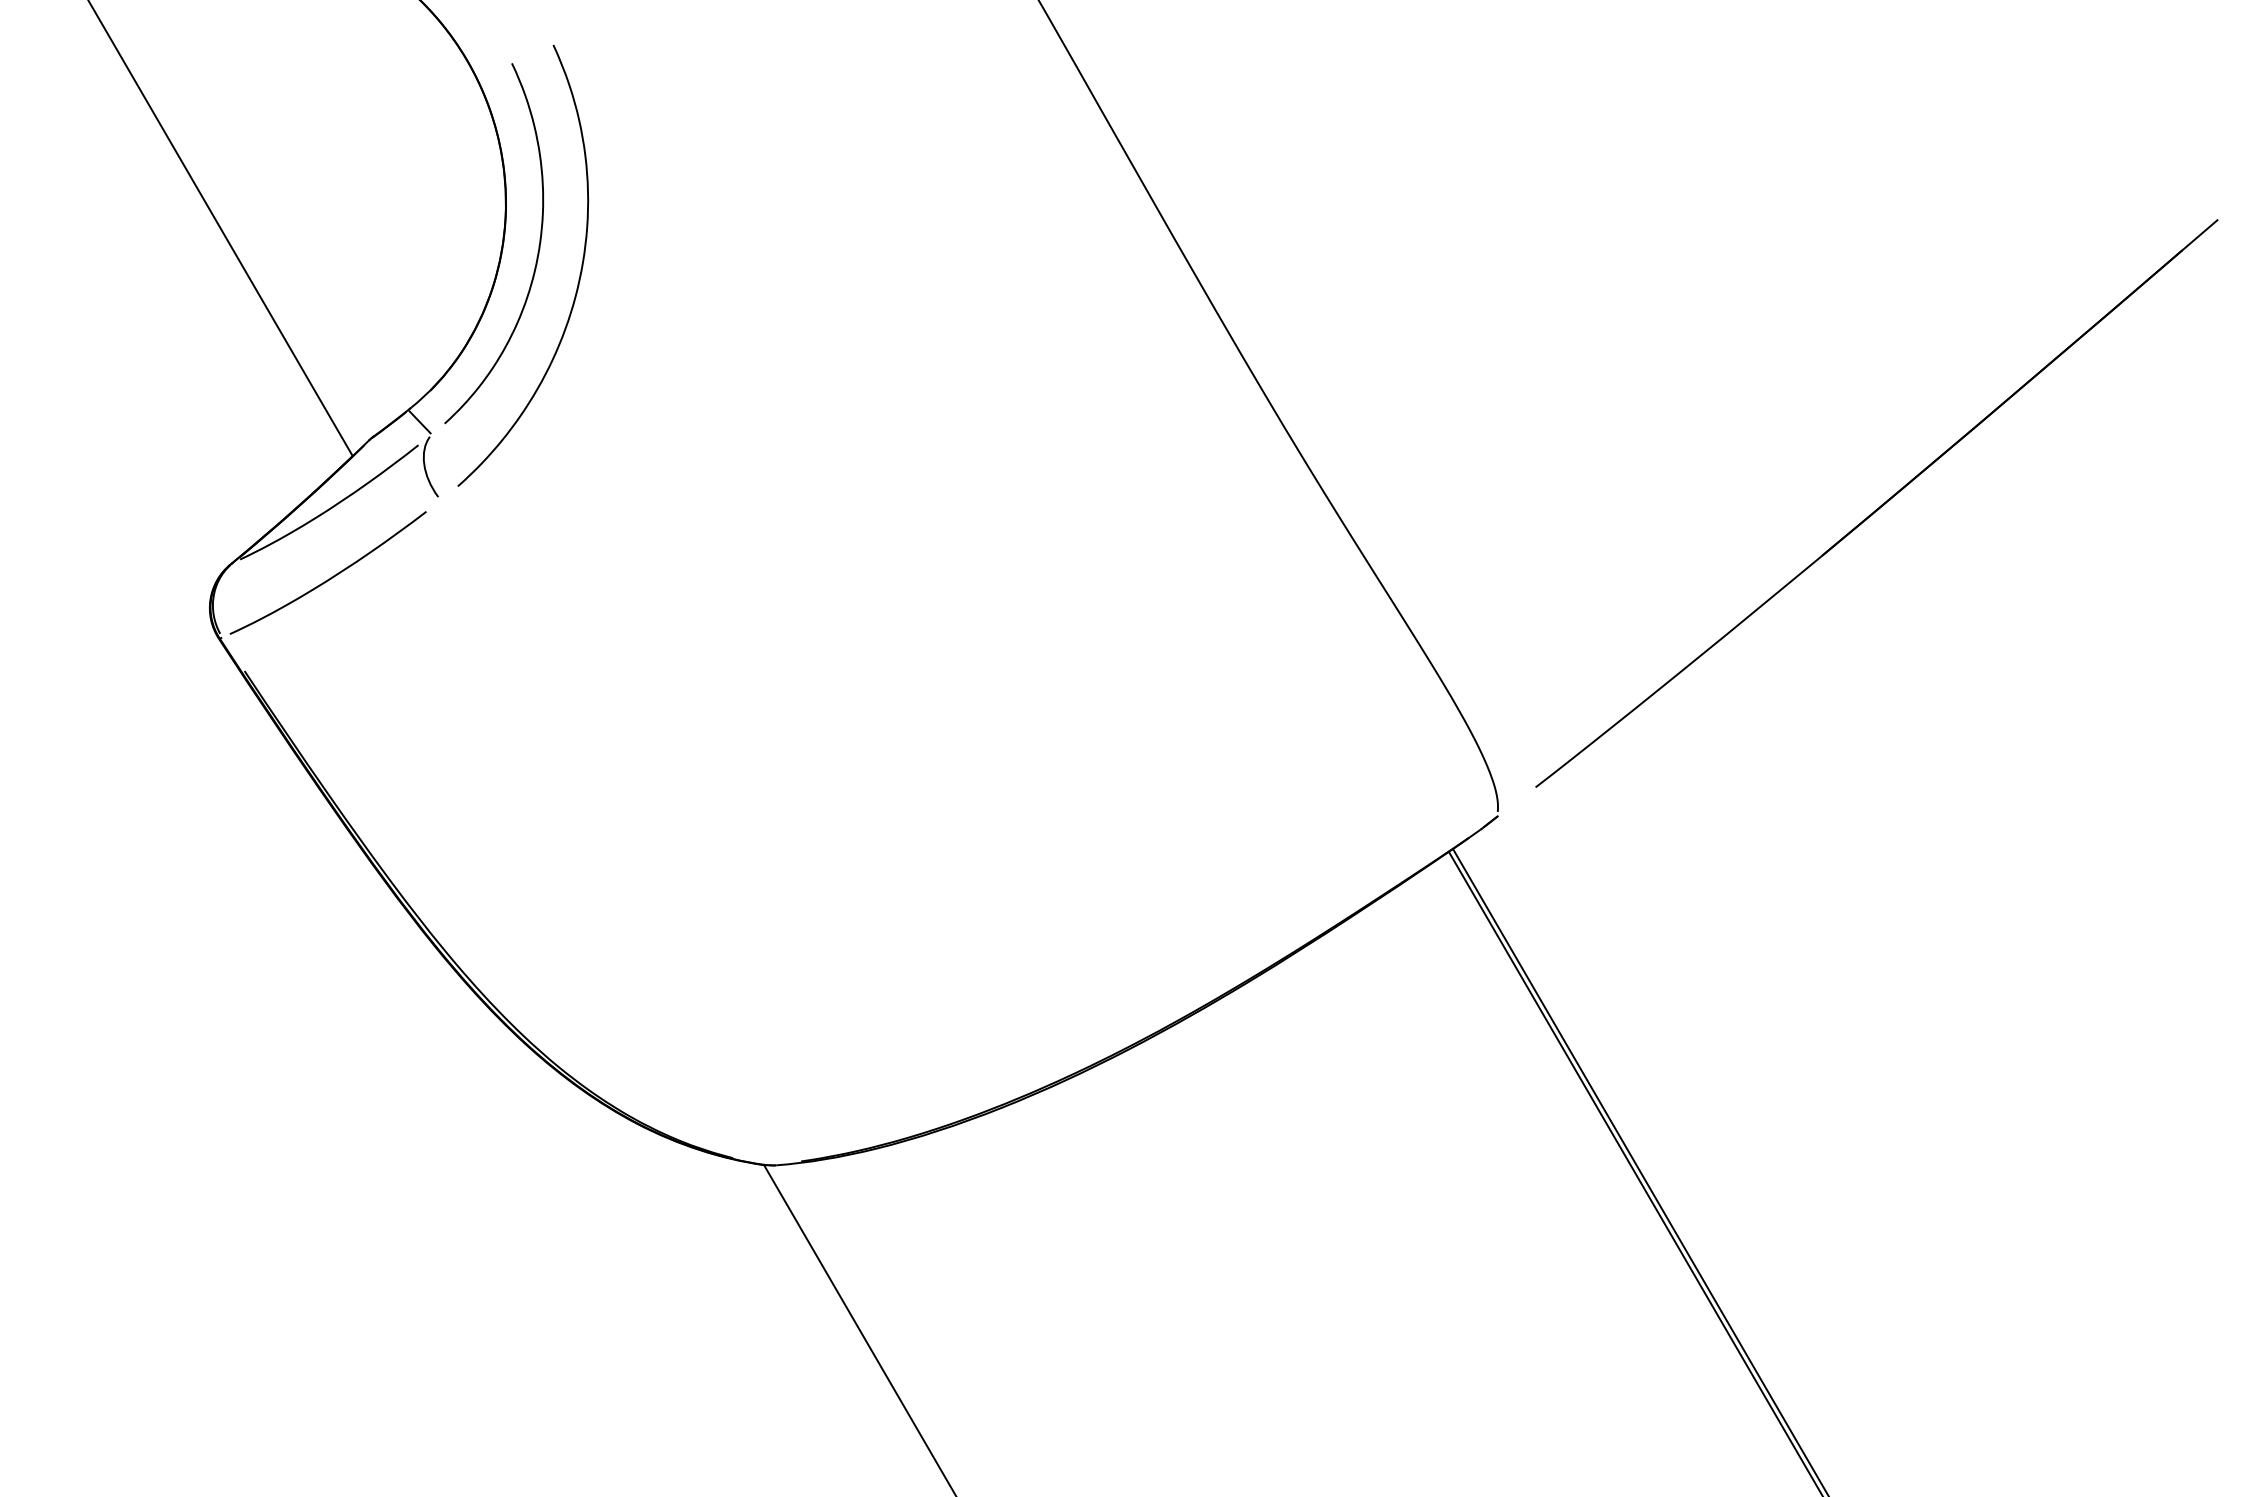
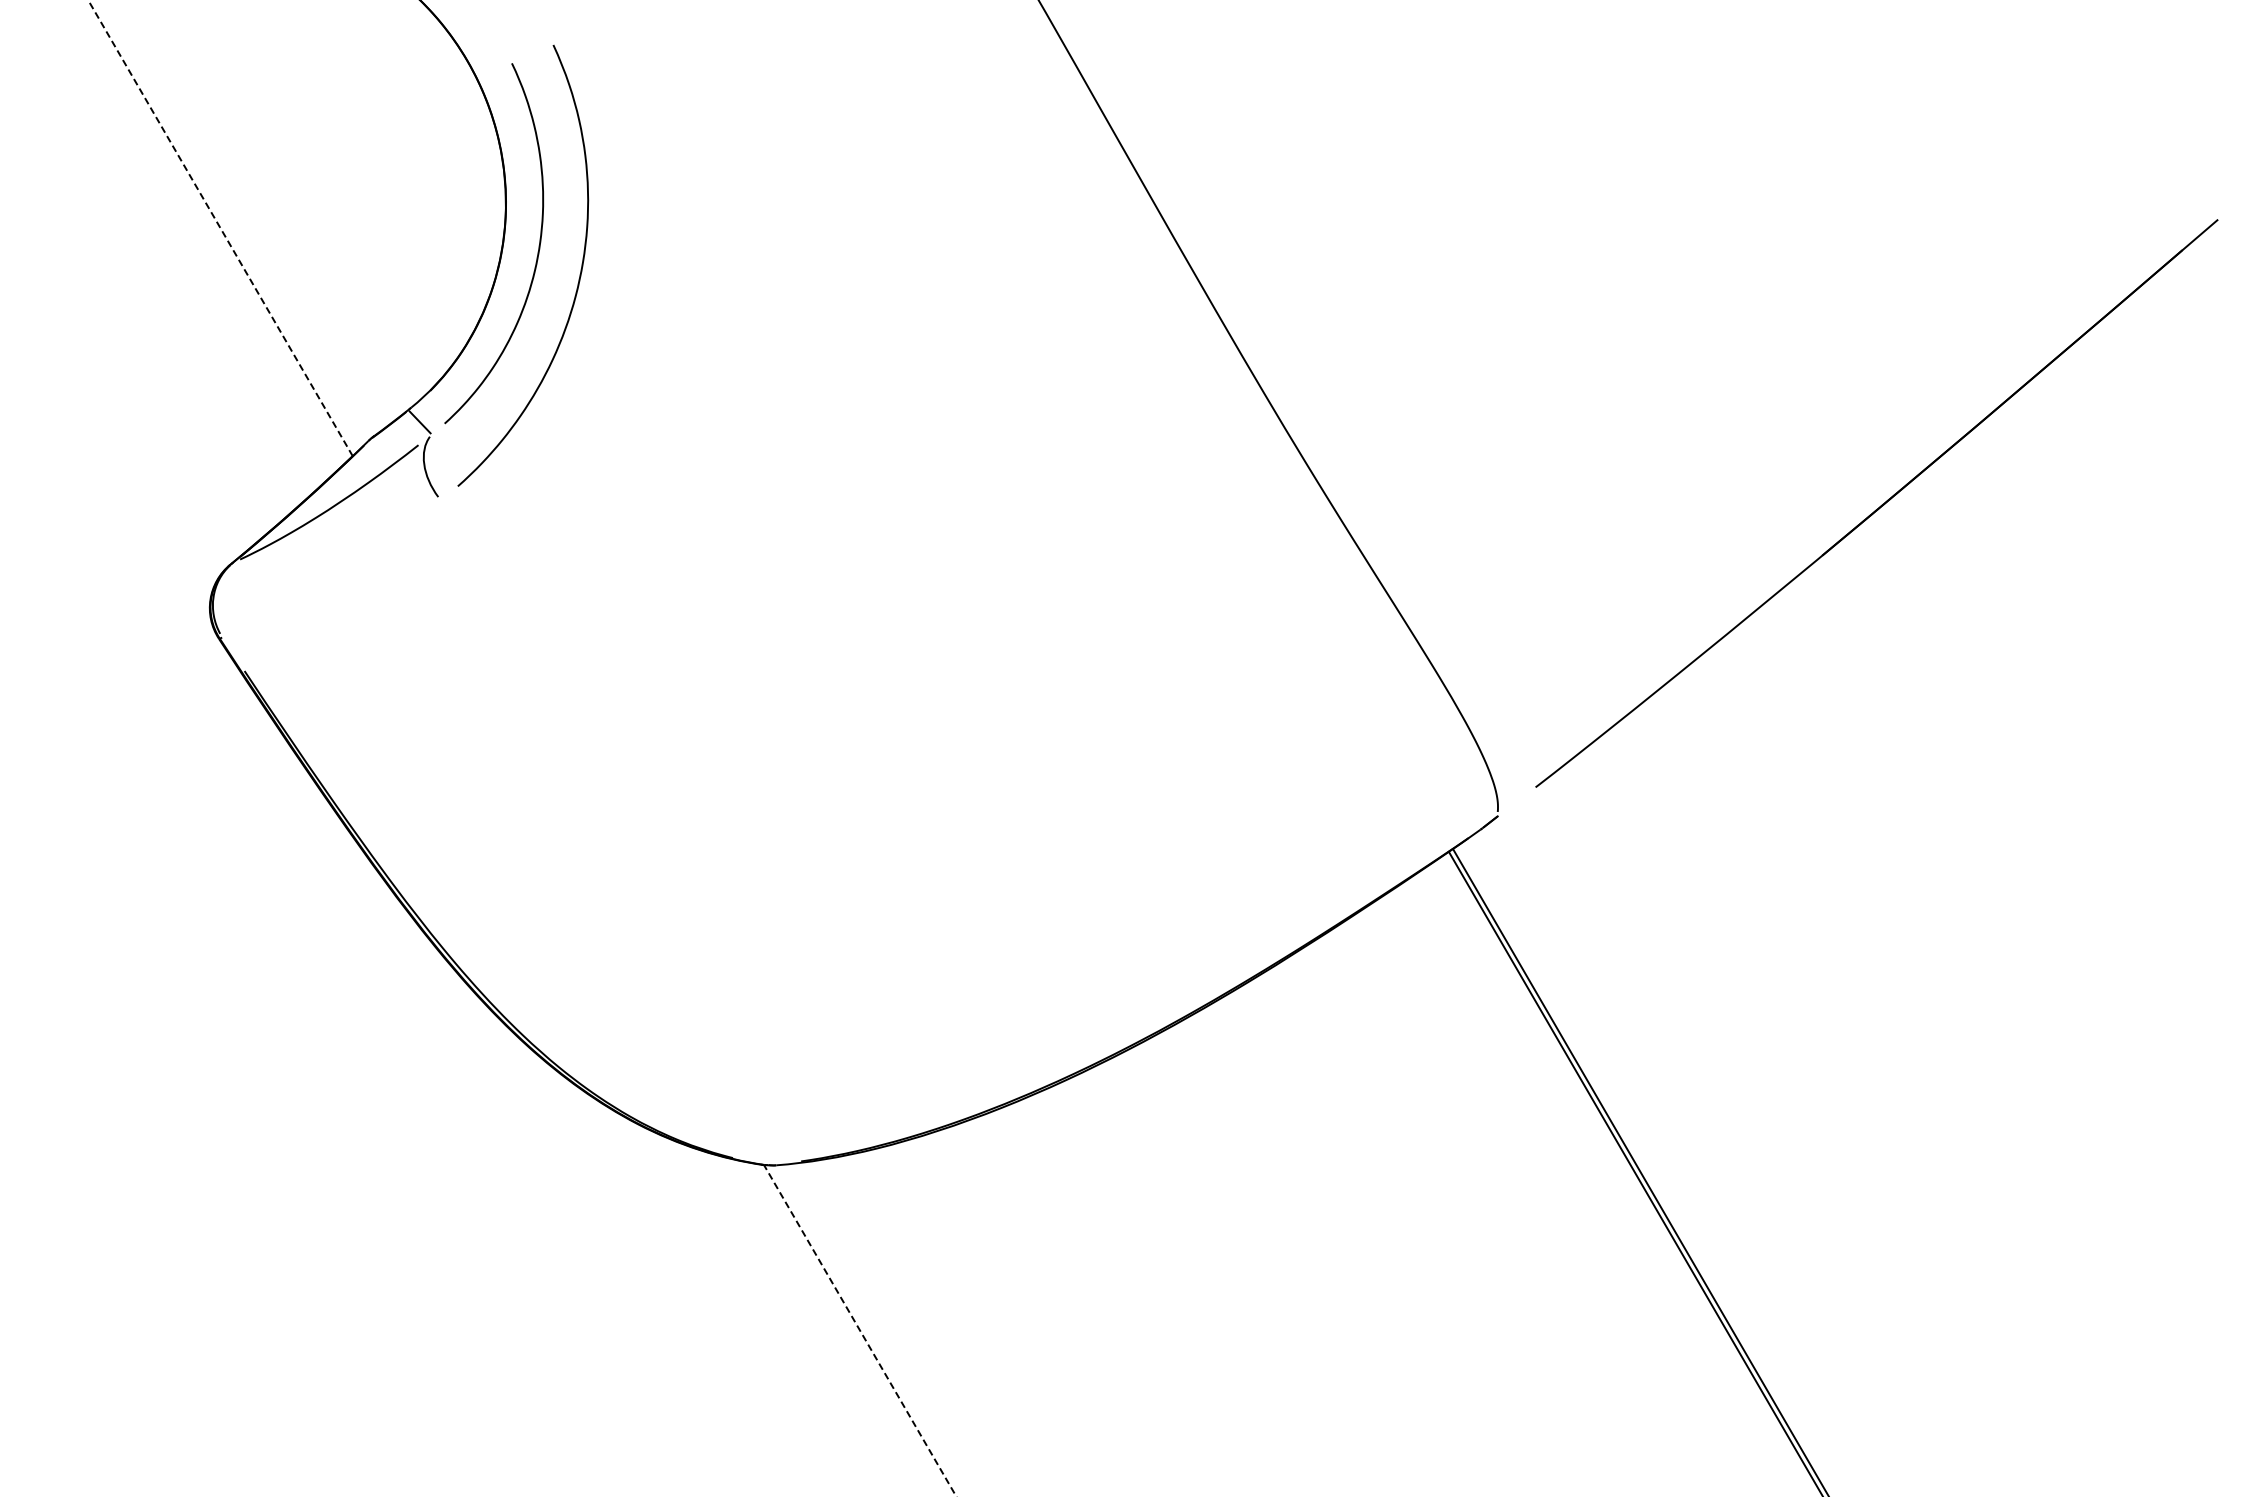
line: solid -> dashed (220, 228)
curve: present -> none (330, 577)
line: solid -> dashed (860, 1330)
